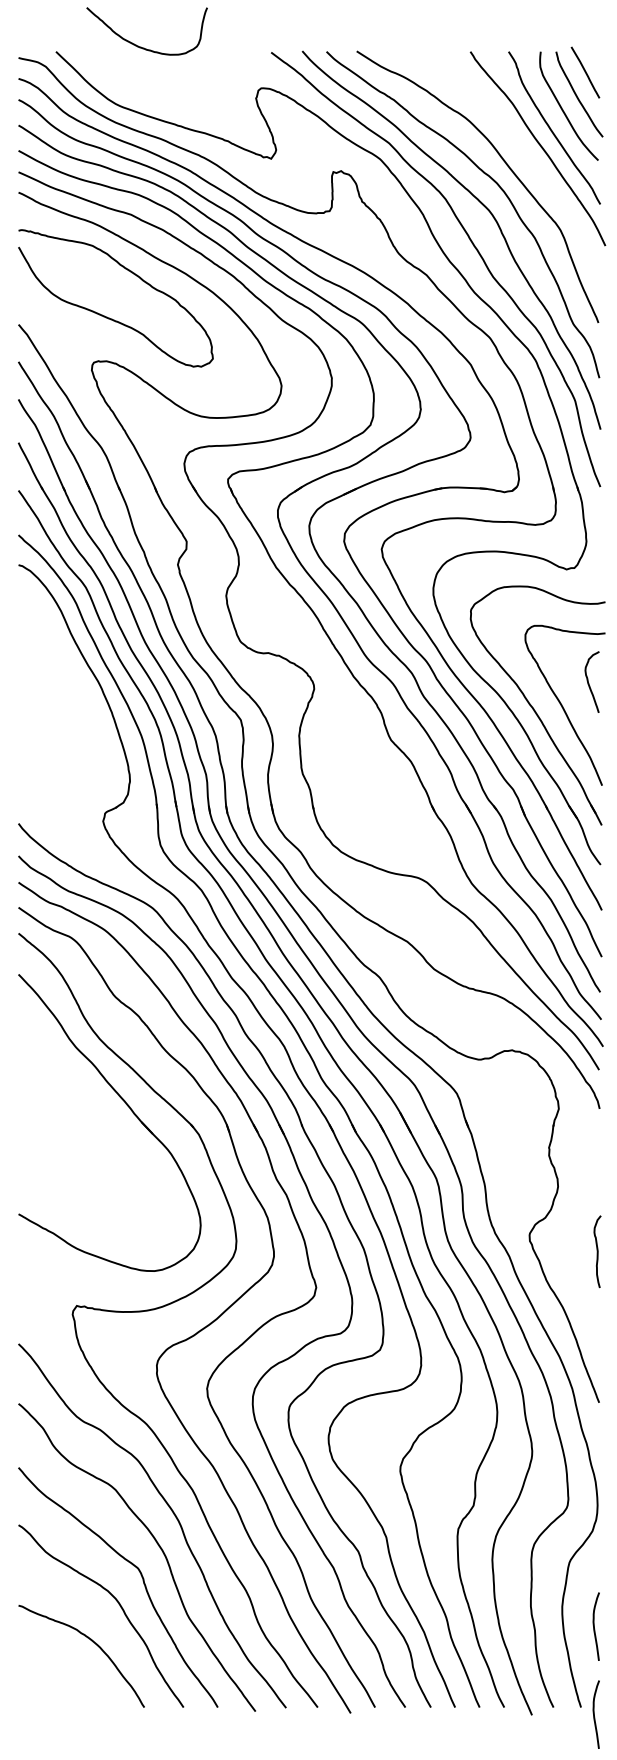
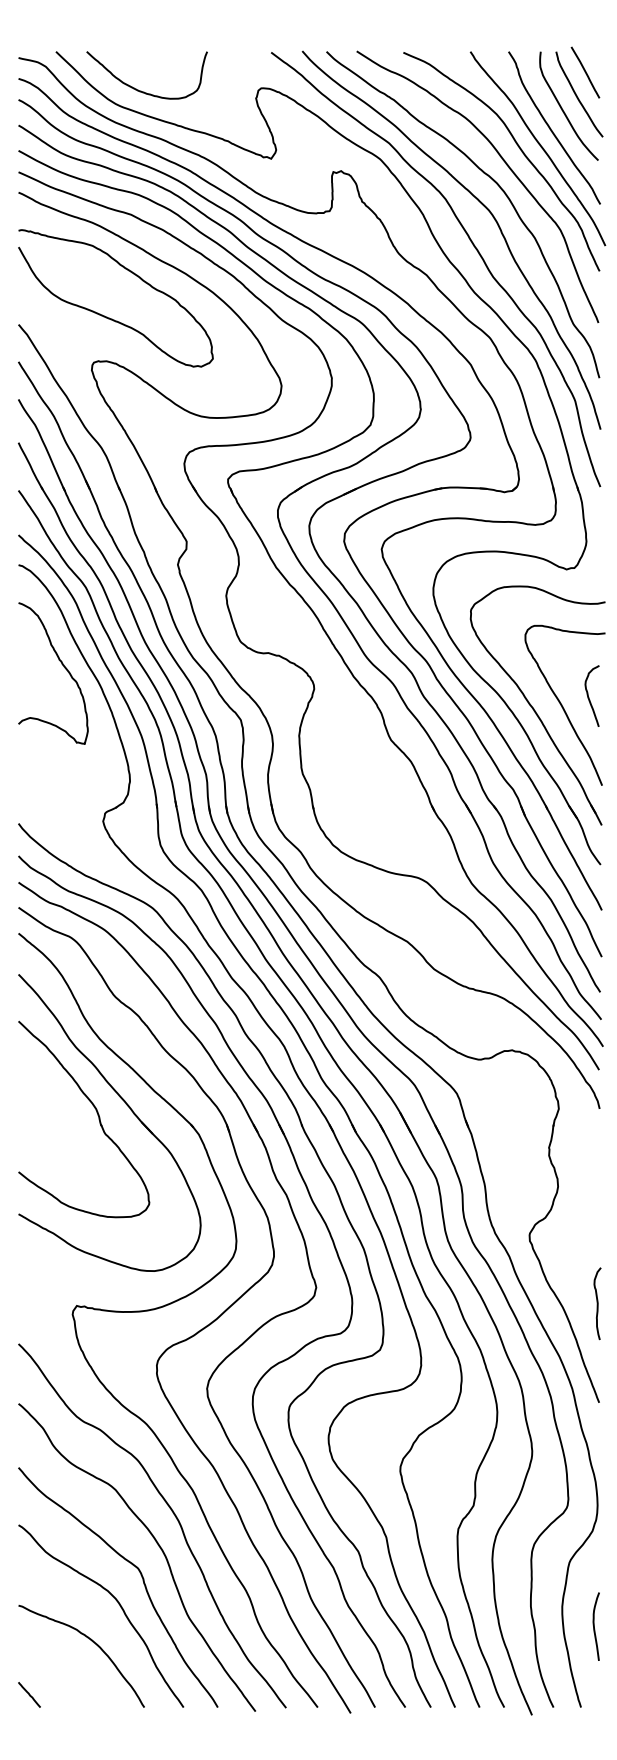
curve position: (141, 46) -> (141, 90) (141, 90)
curve: none -> present (519, 149)
curve: none -> present (61, 664)
curve position: (589, 683) -> (589, 697) (589, 697)
part: none -> present (97, 1115)
curve position: (597, 1251) -> (597, 1303) (597, 1303)
line: none -> present (29, 1694)
curve: present -> none (594, 1714)
